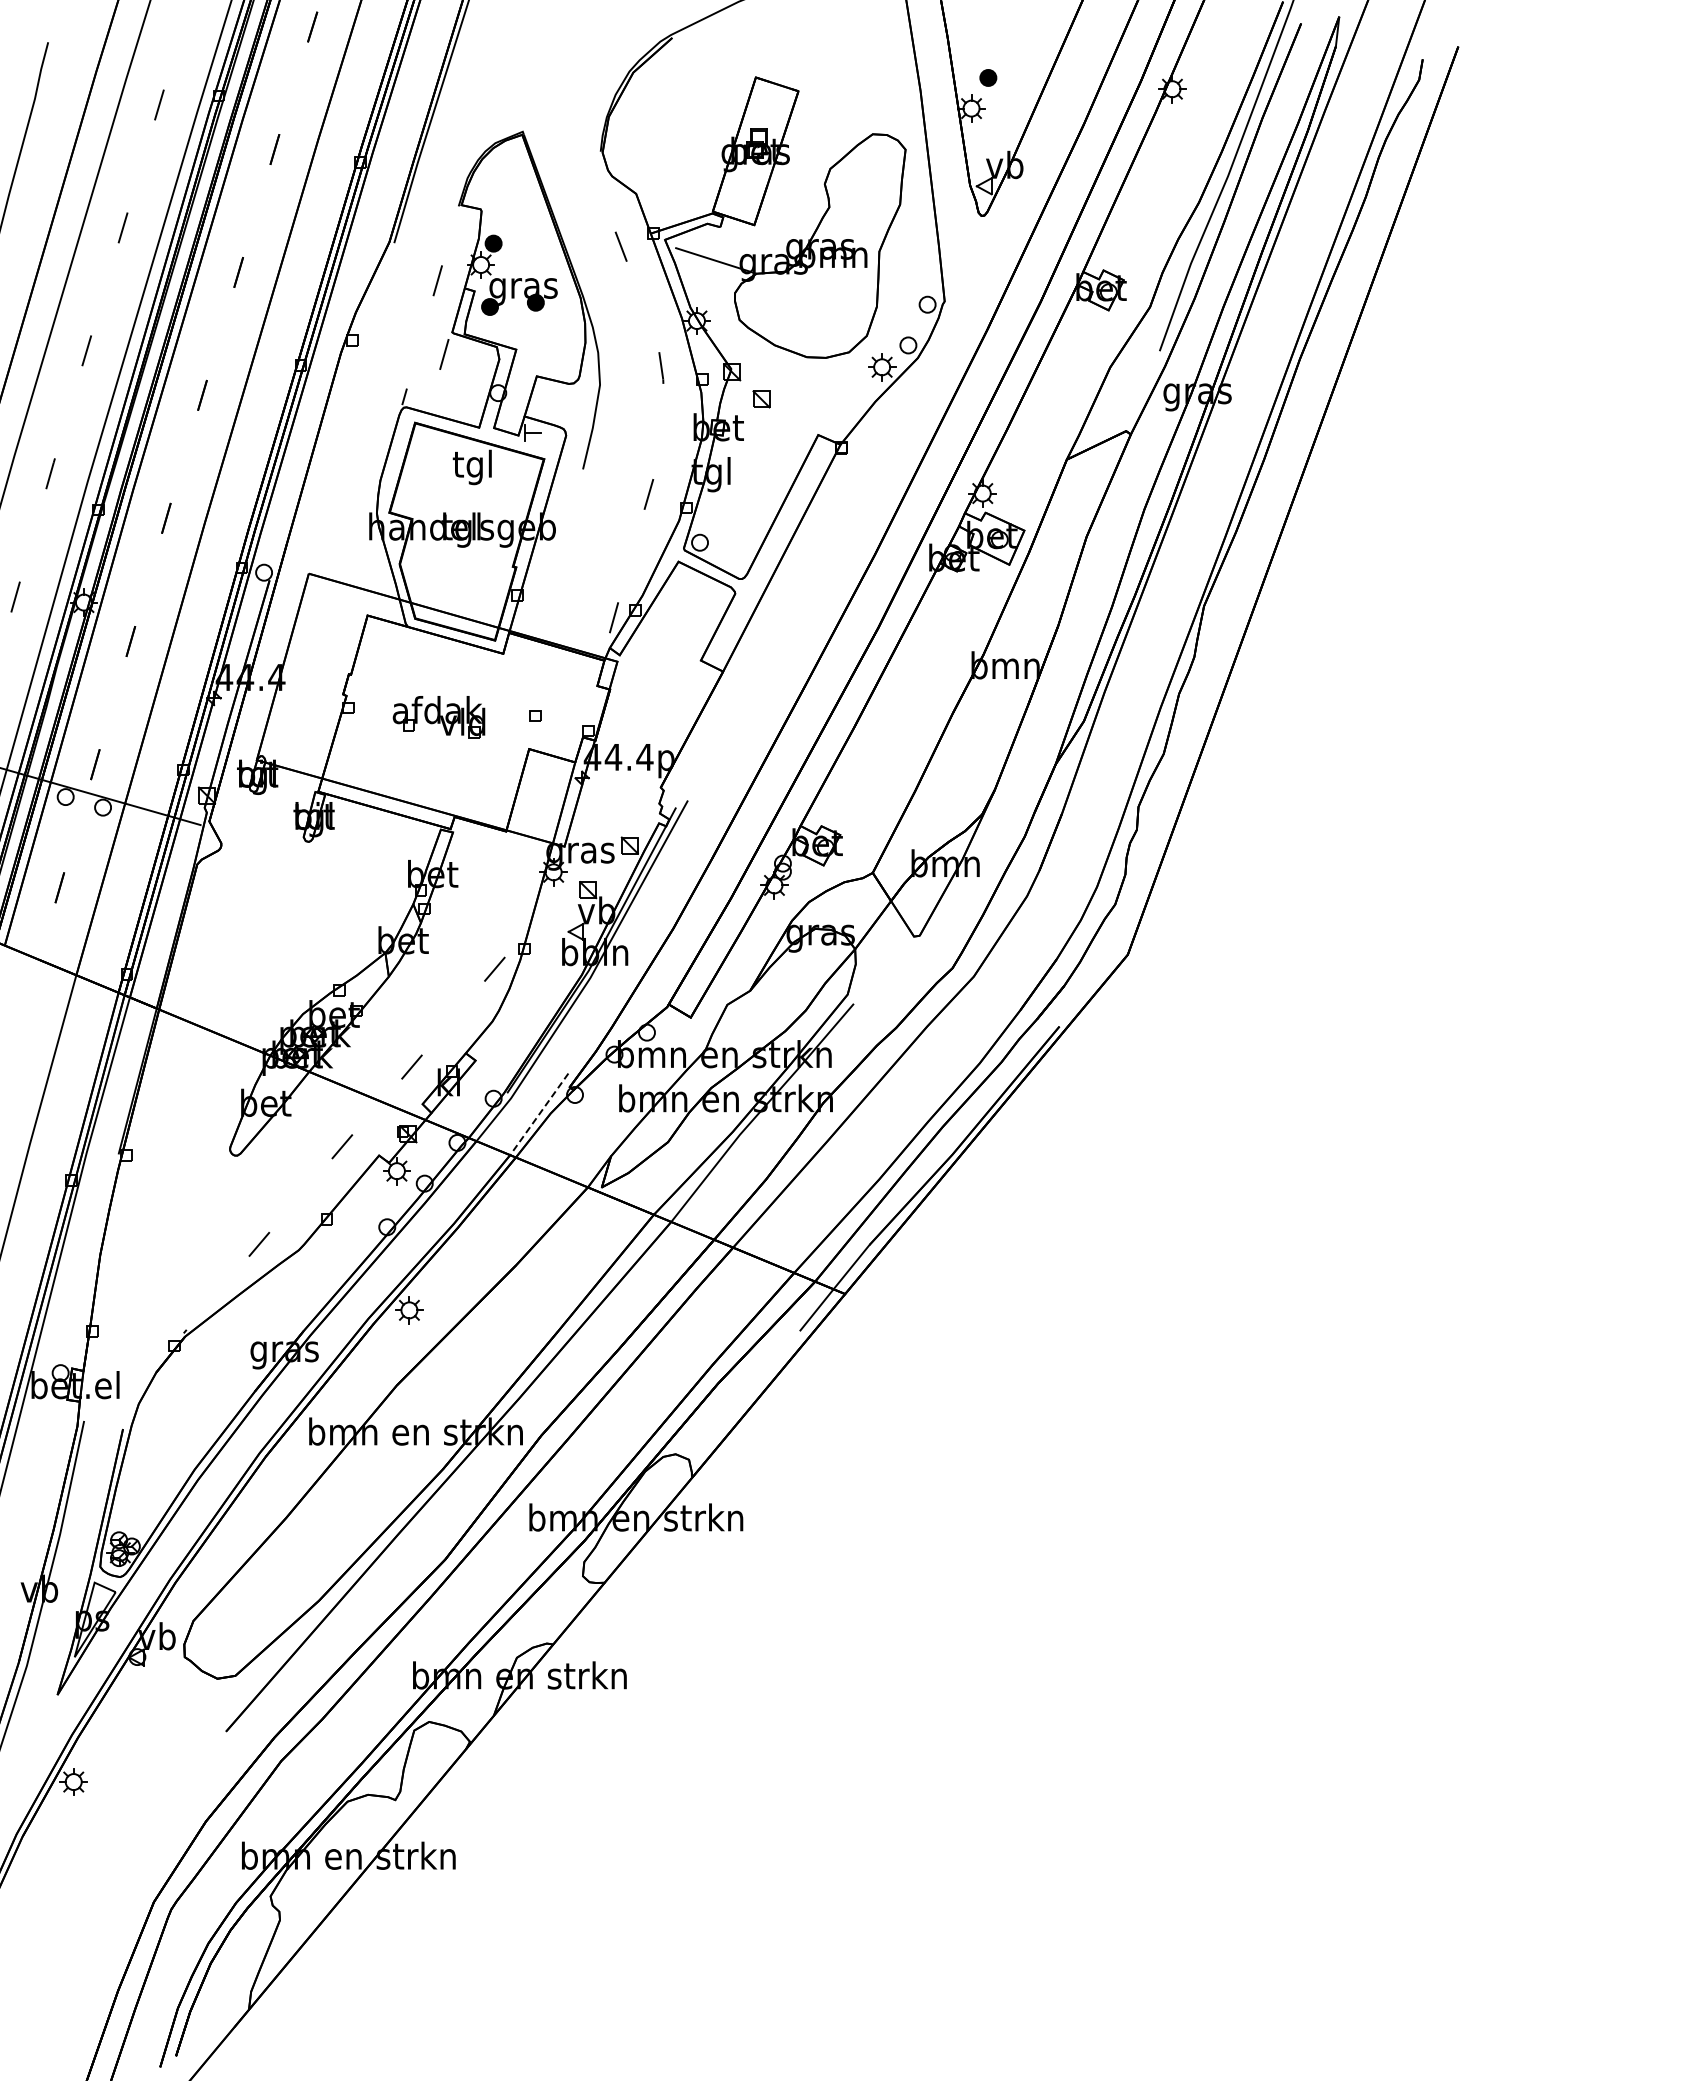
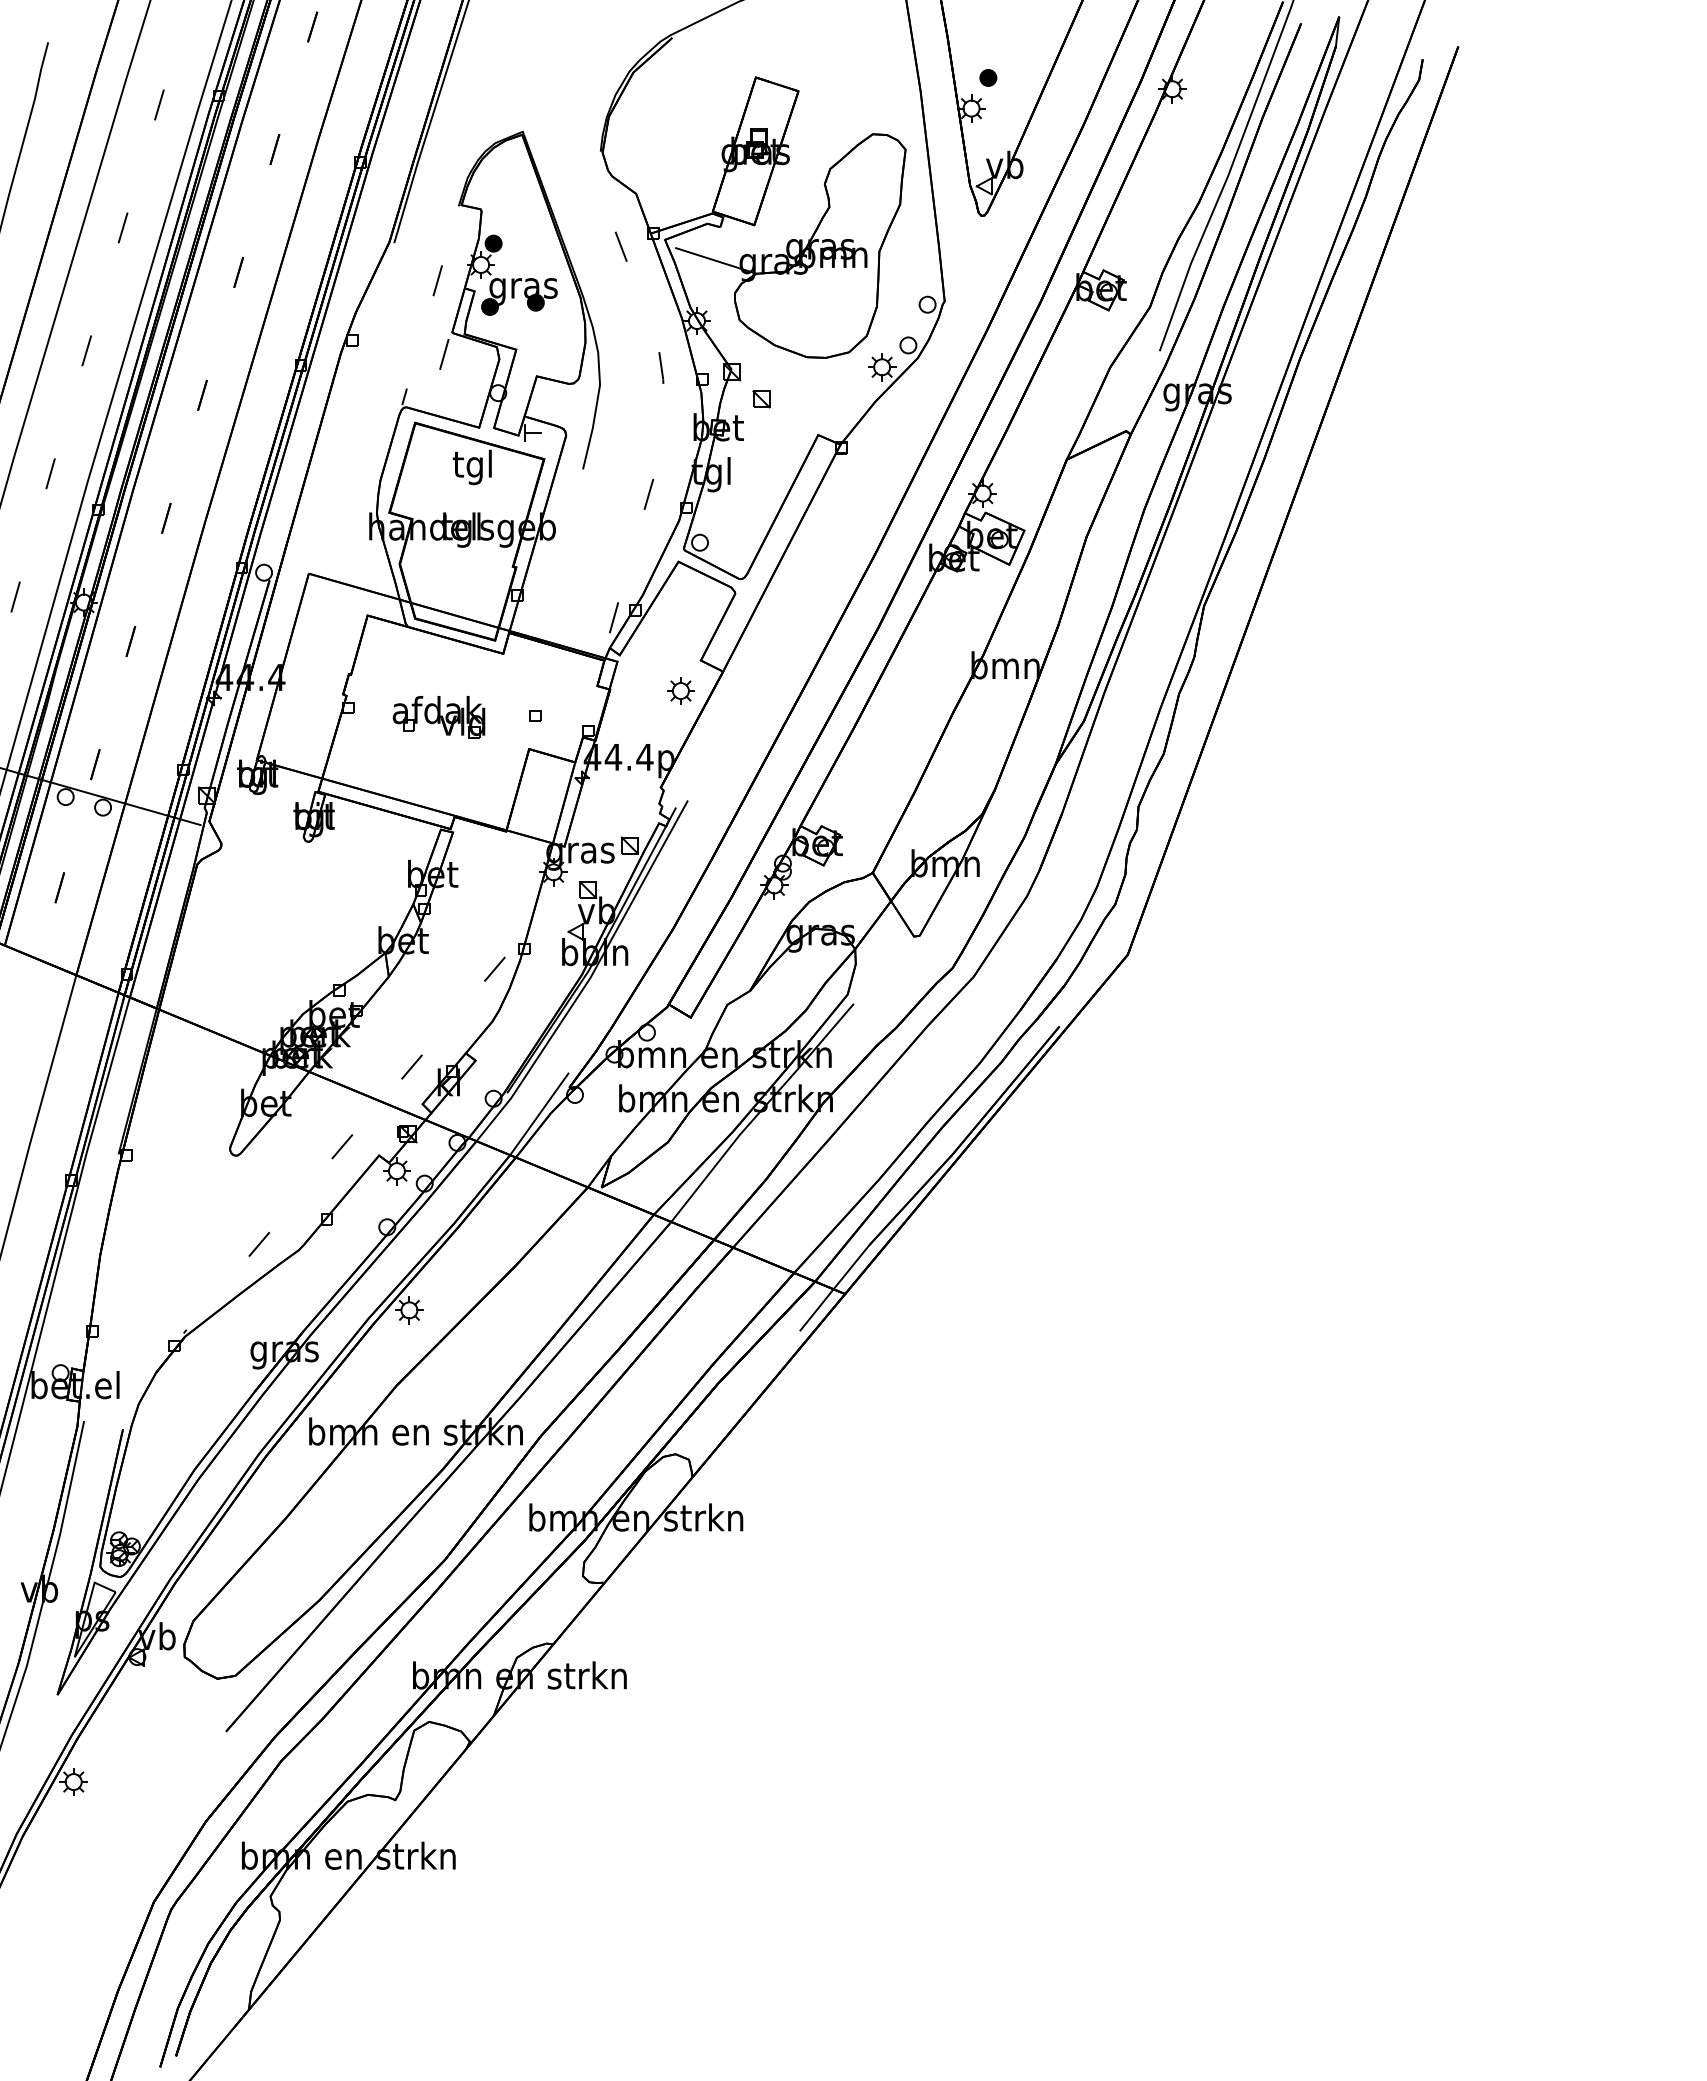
part: none -> present (680, 690)
line: dashed -> solid (539, 1114)
